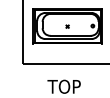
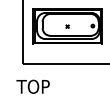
text position: (63, 86) -> (32, 86) (32, 86)
